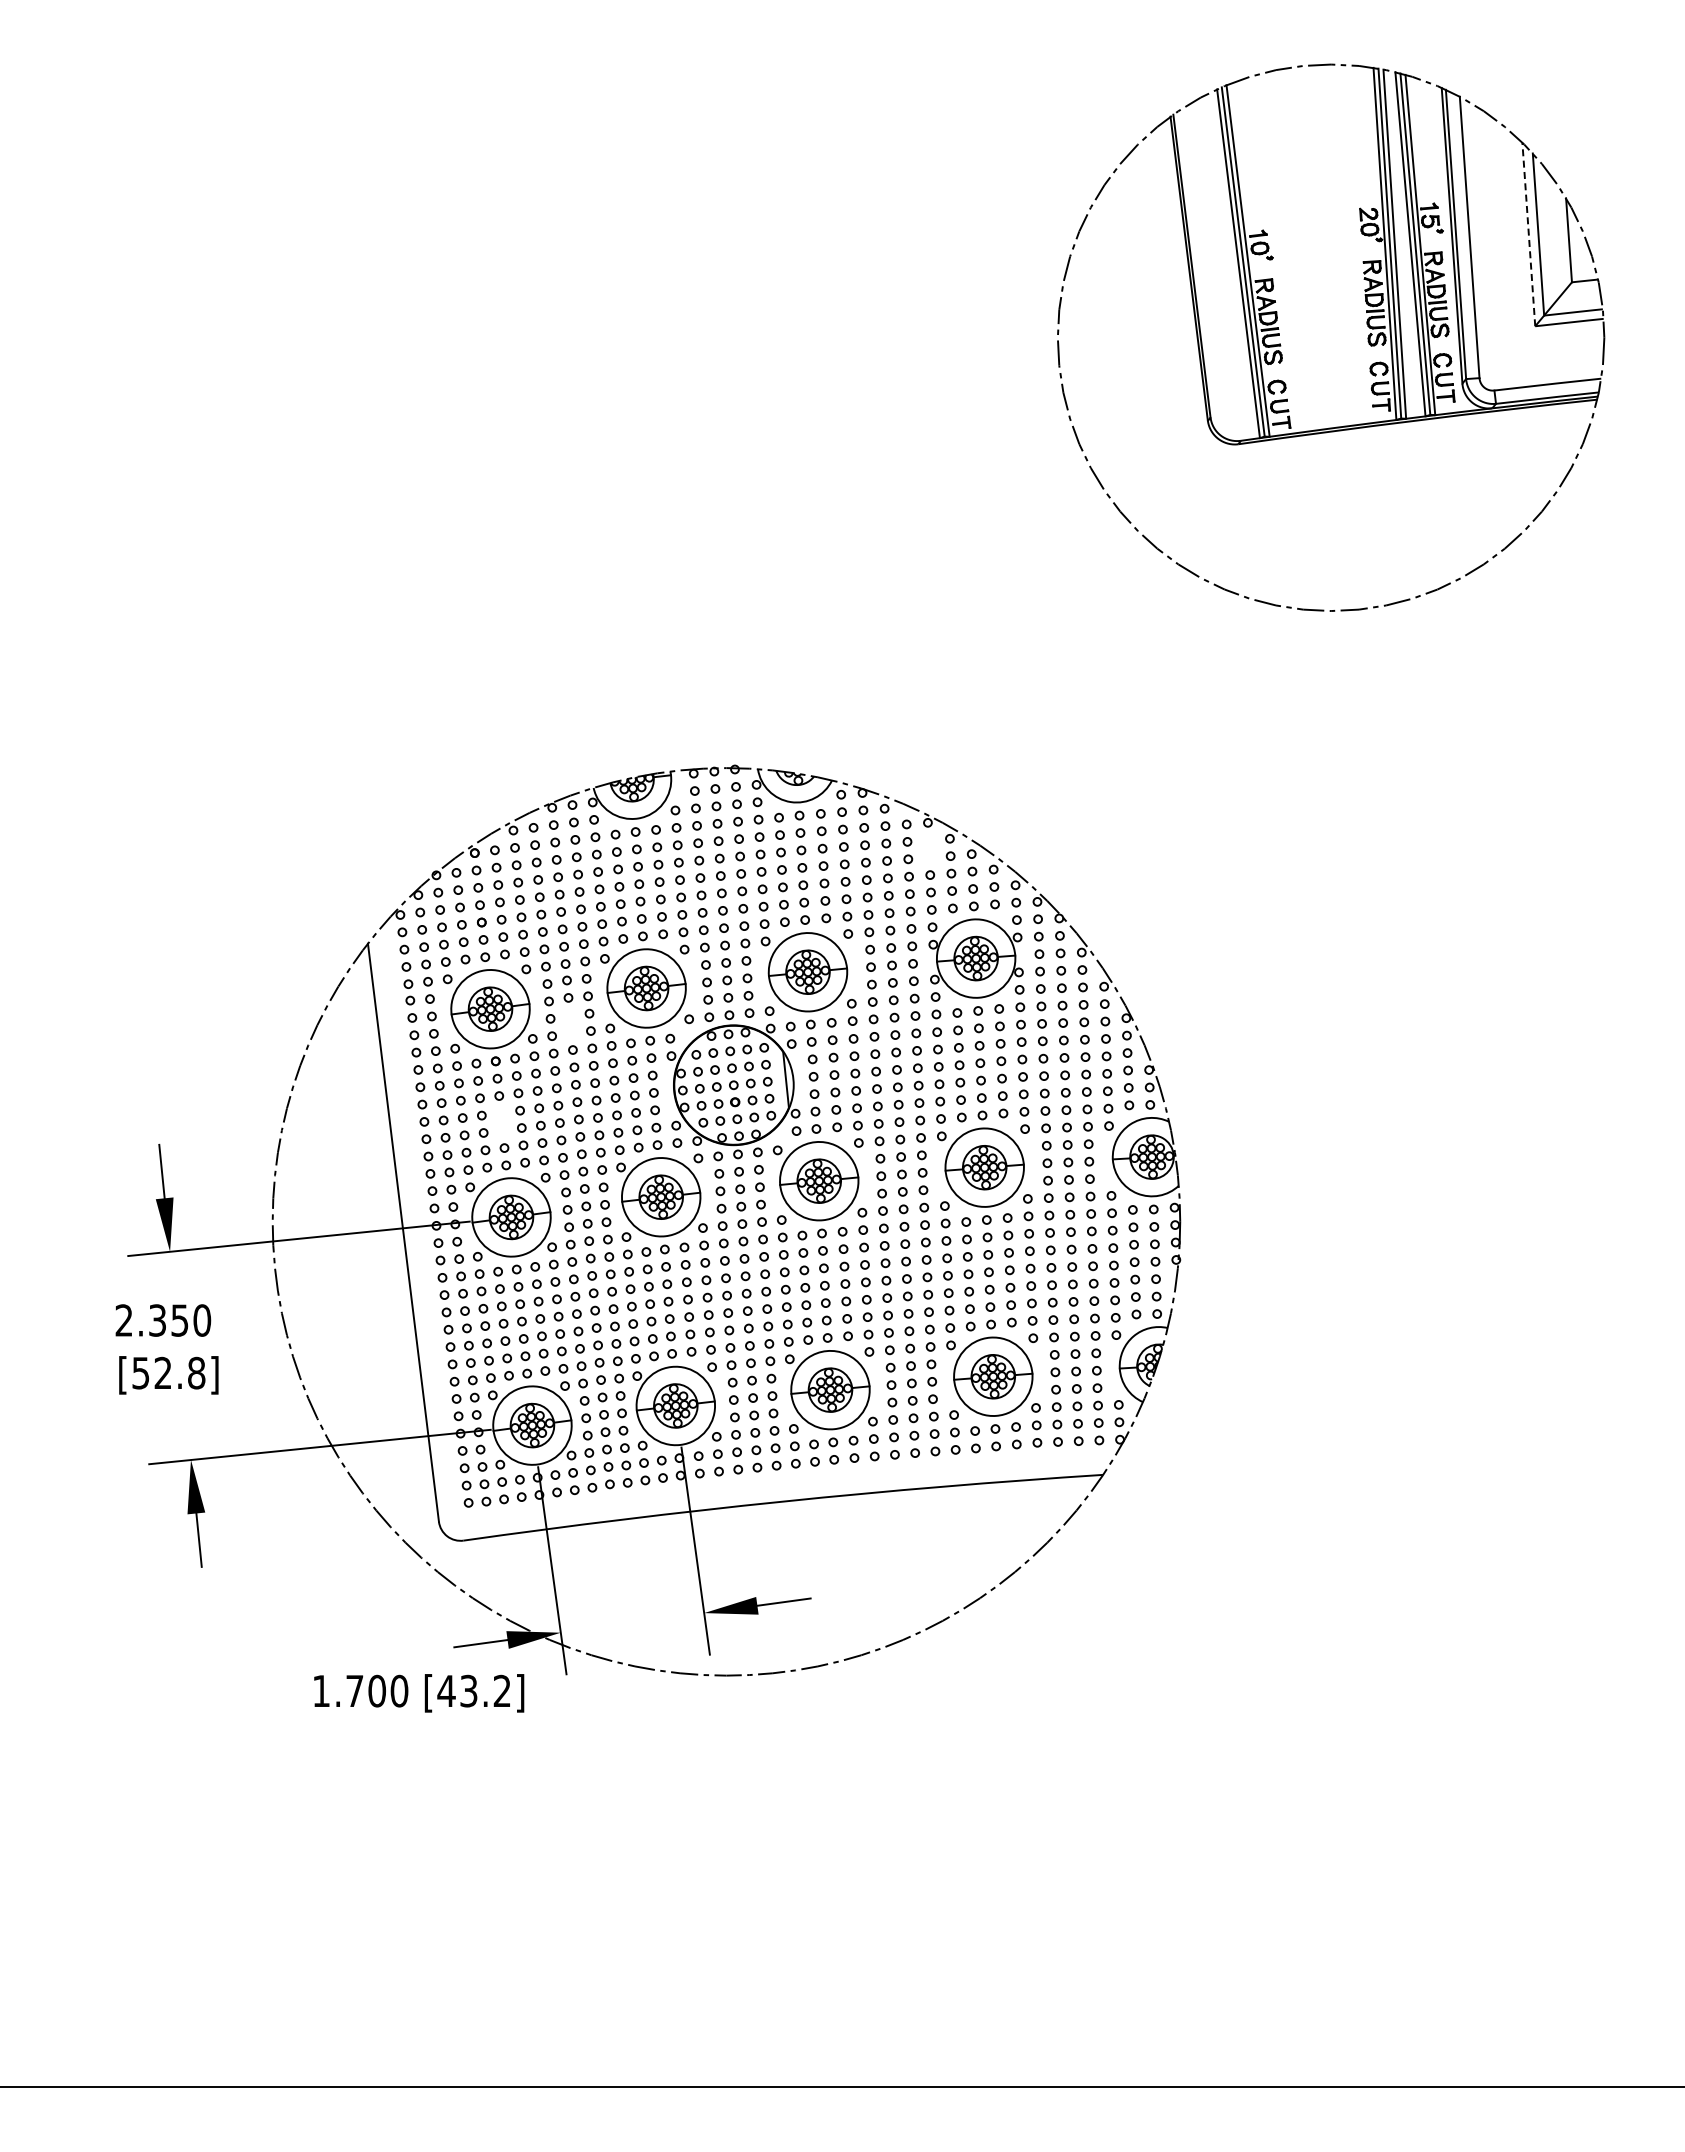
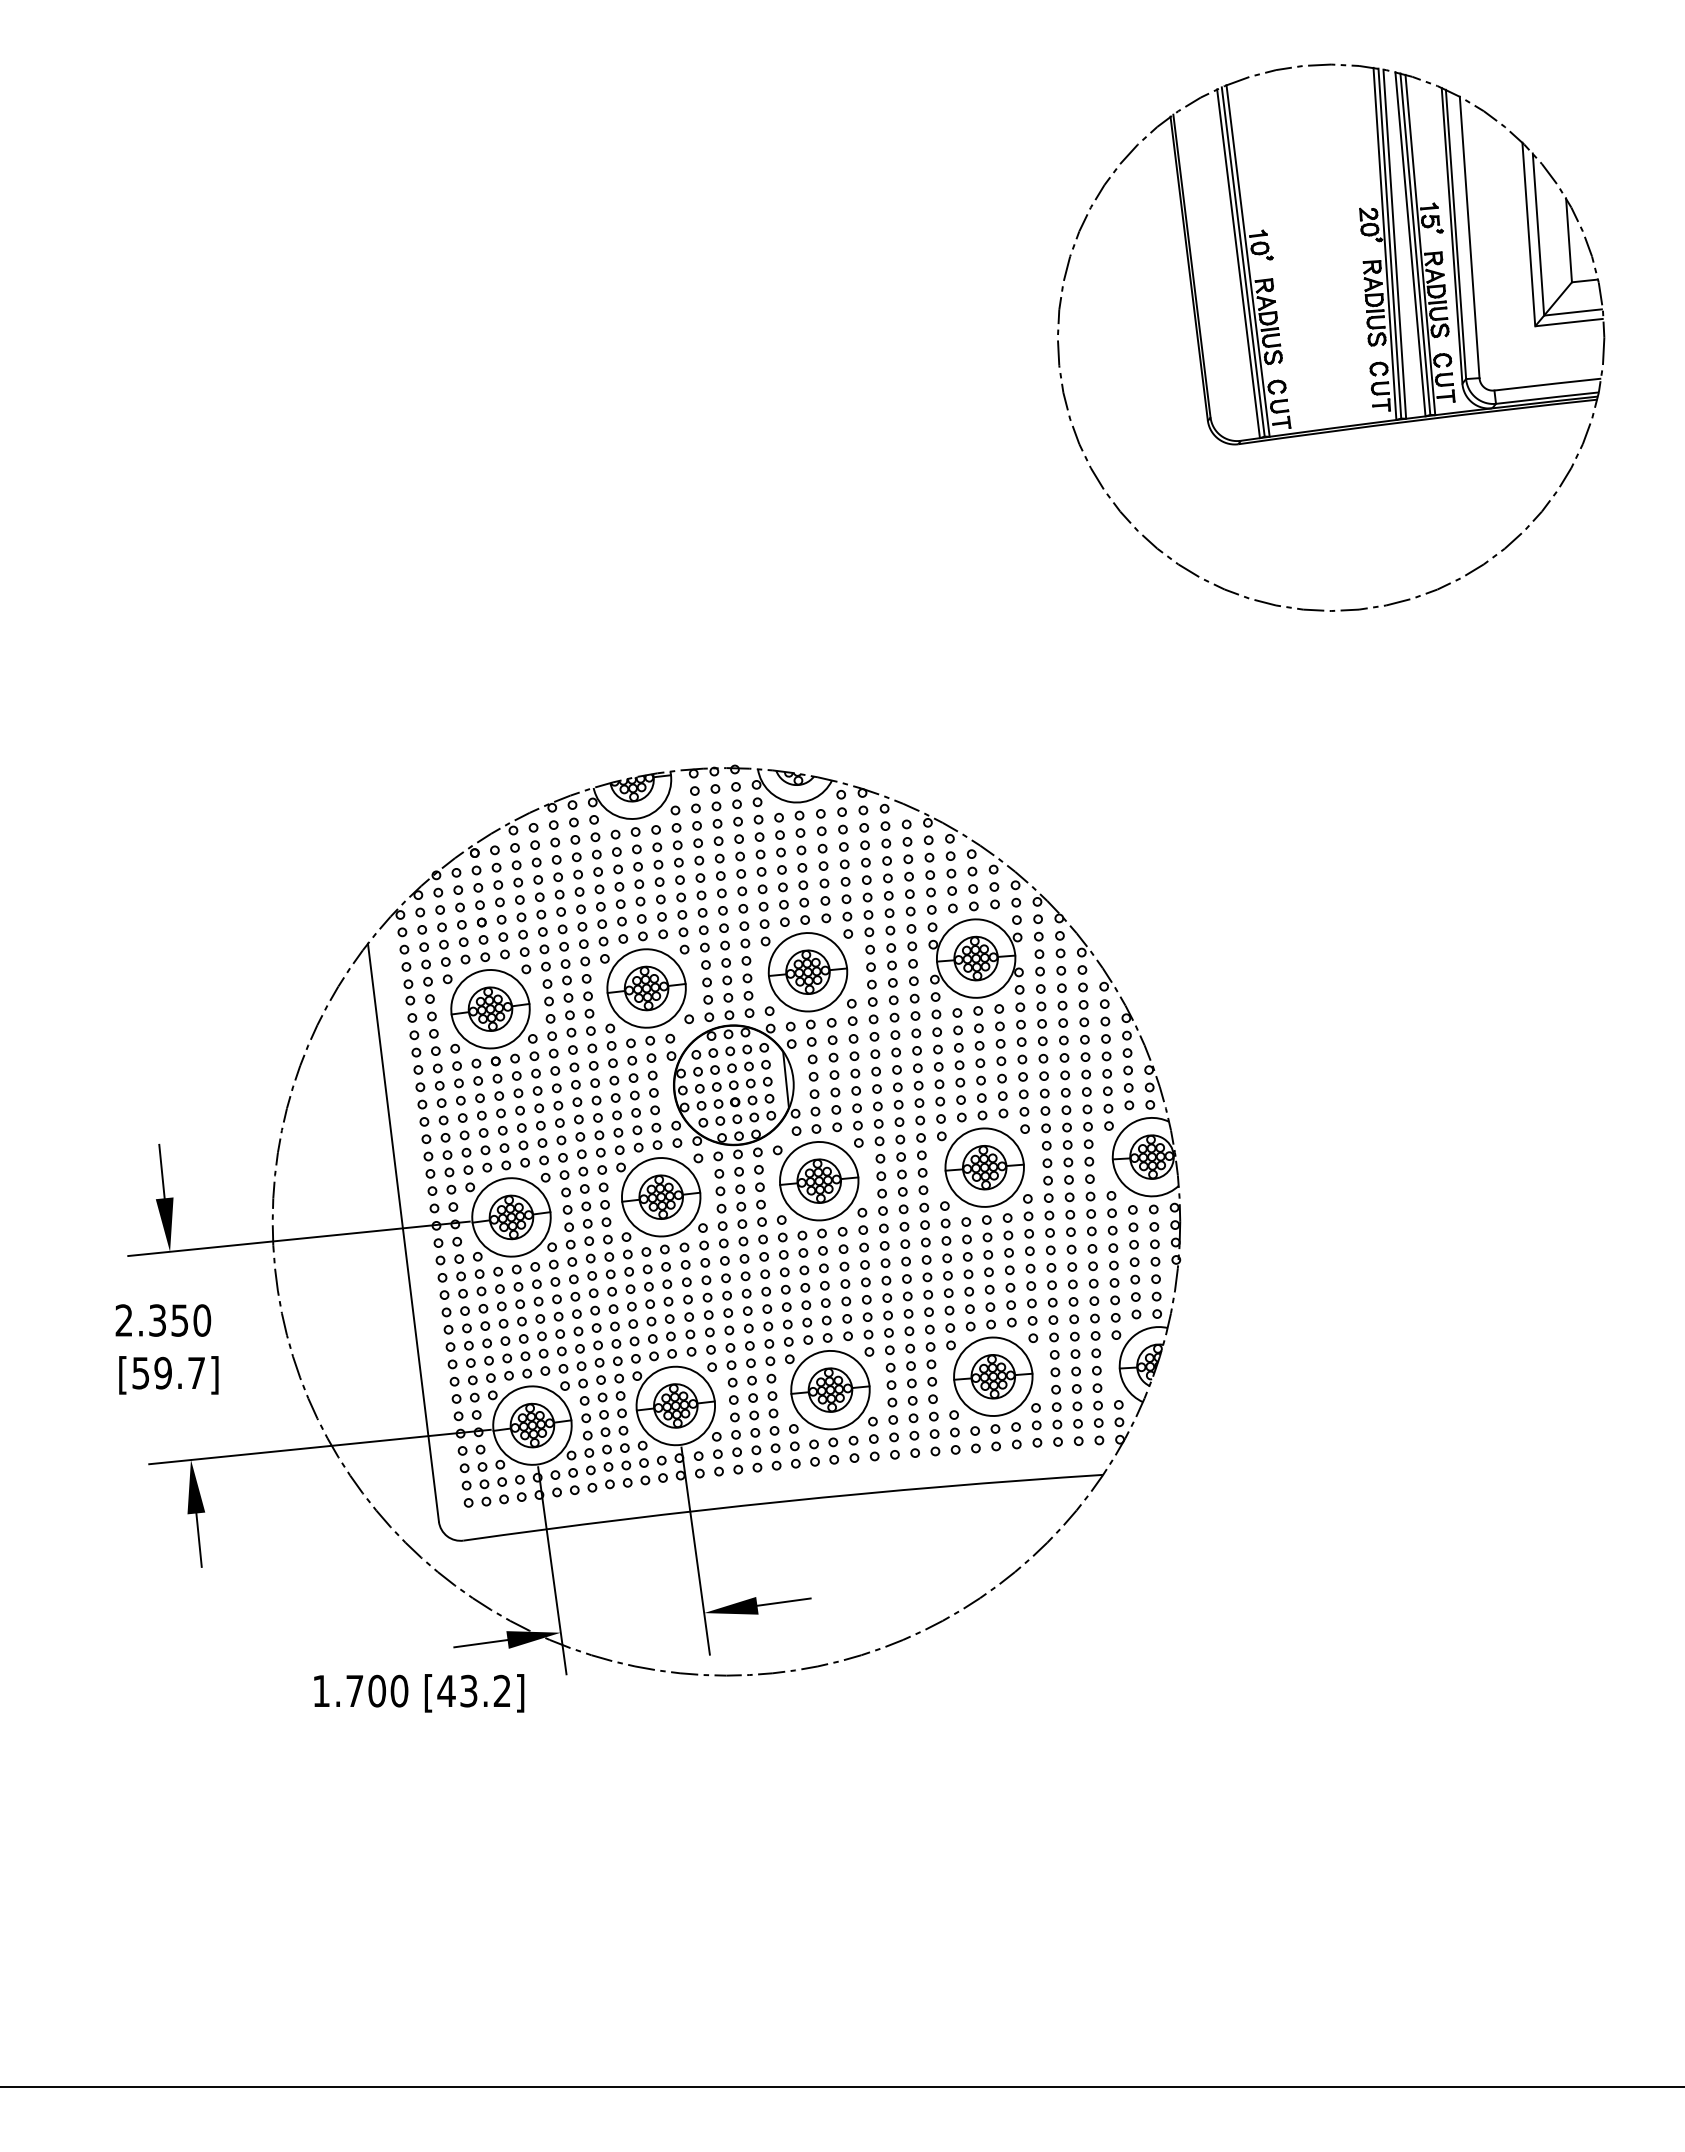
line: dashed -> solid (1528, 233)
part: none -> present (928, 848)
part: none -> present (570, 1023)
part: none -> present (501, 1121)
text: [52.8] -> [59.7] (179, 1372)
